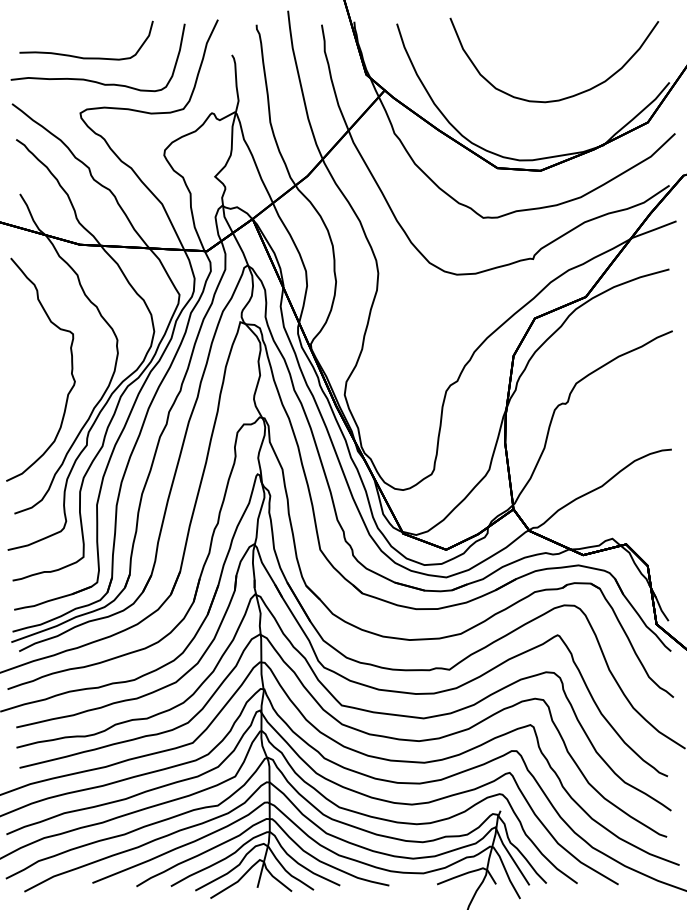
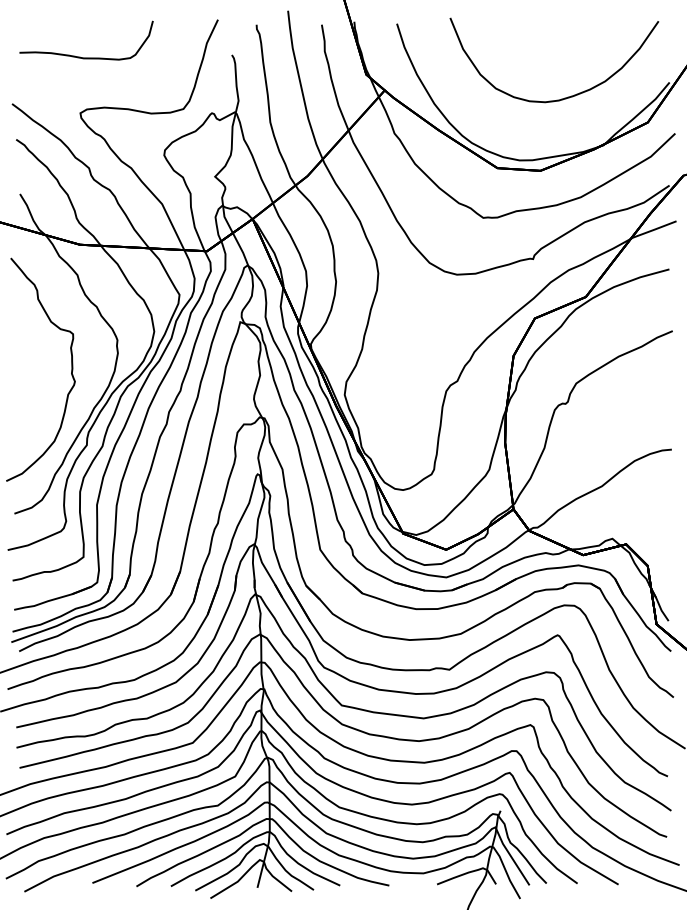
curve: present -> none (94, 80)
